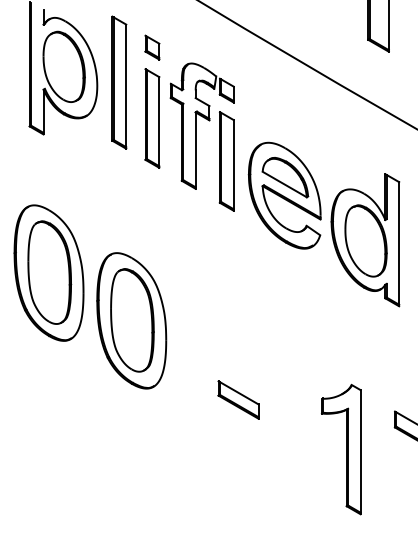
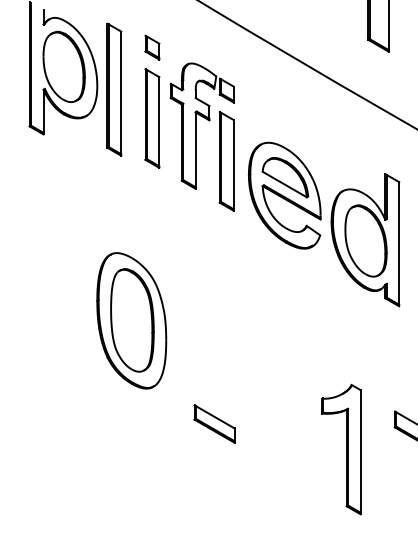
part position: (119, 82) -> (114, 89) (114, 89)
part: present -> none (48, 272)
part position: (238, 399) -> (214, 423) (214, 423)
